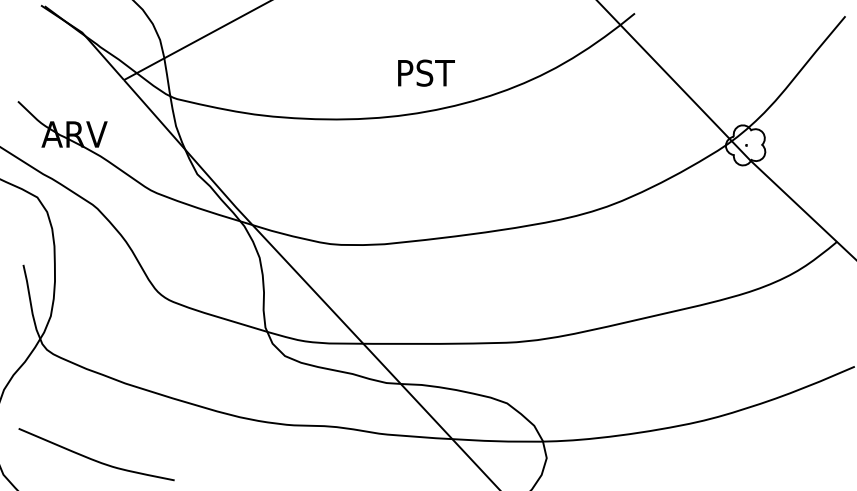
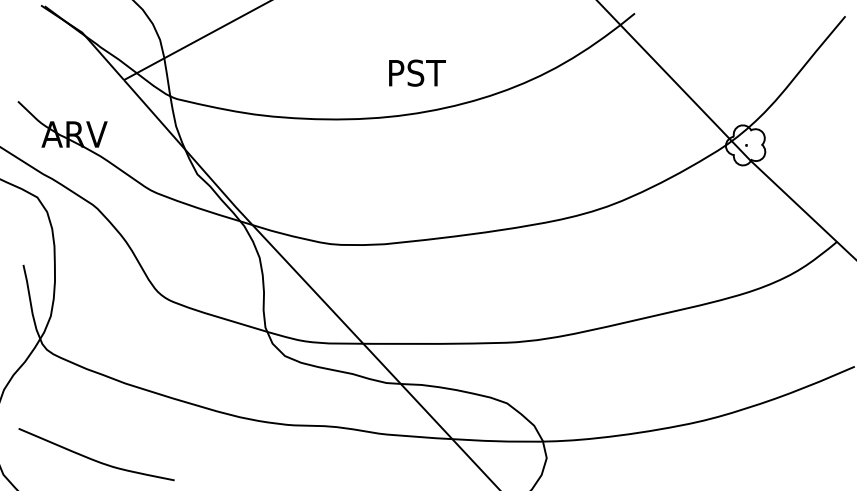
text position: (426, 72) -> (417, 72) (417, 72)
